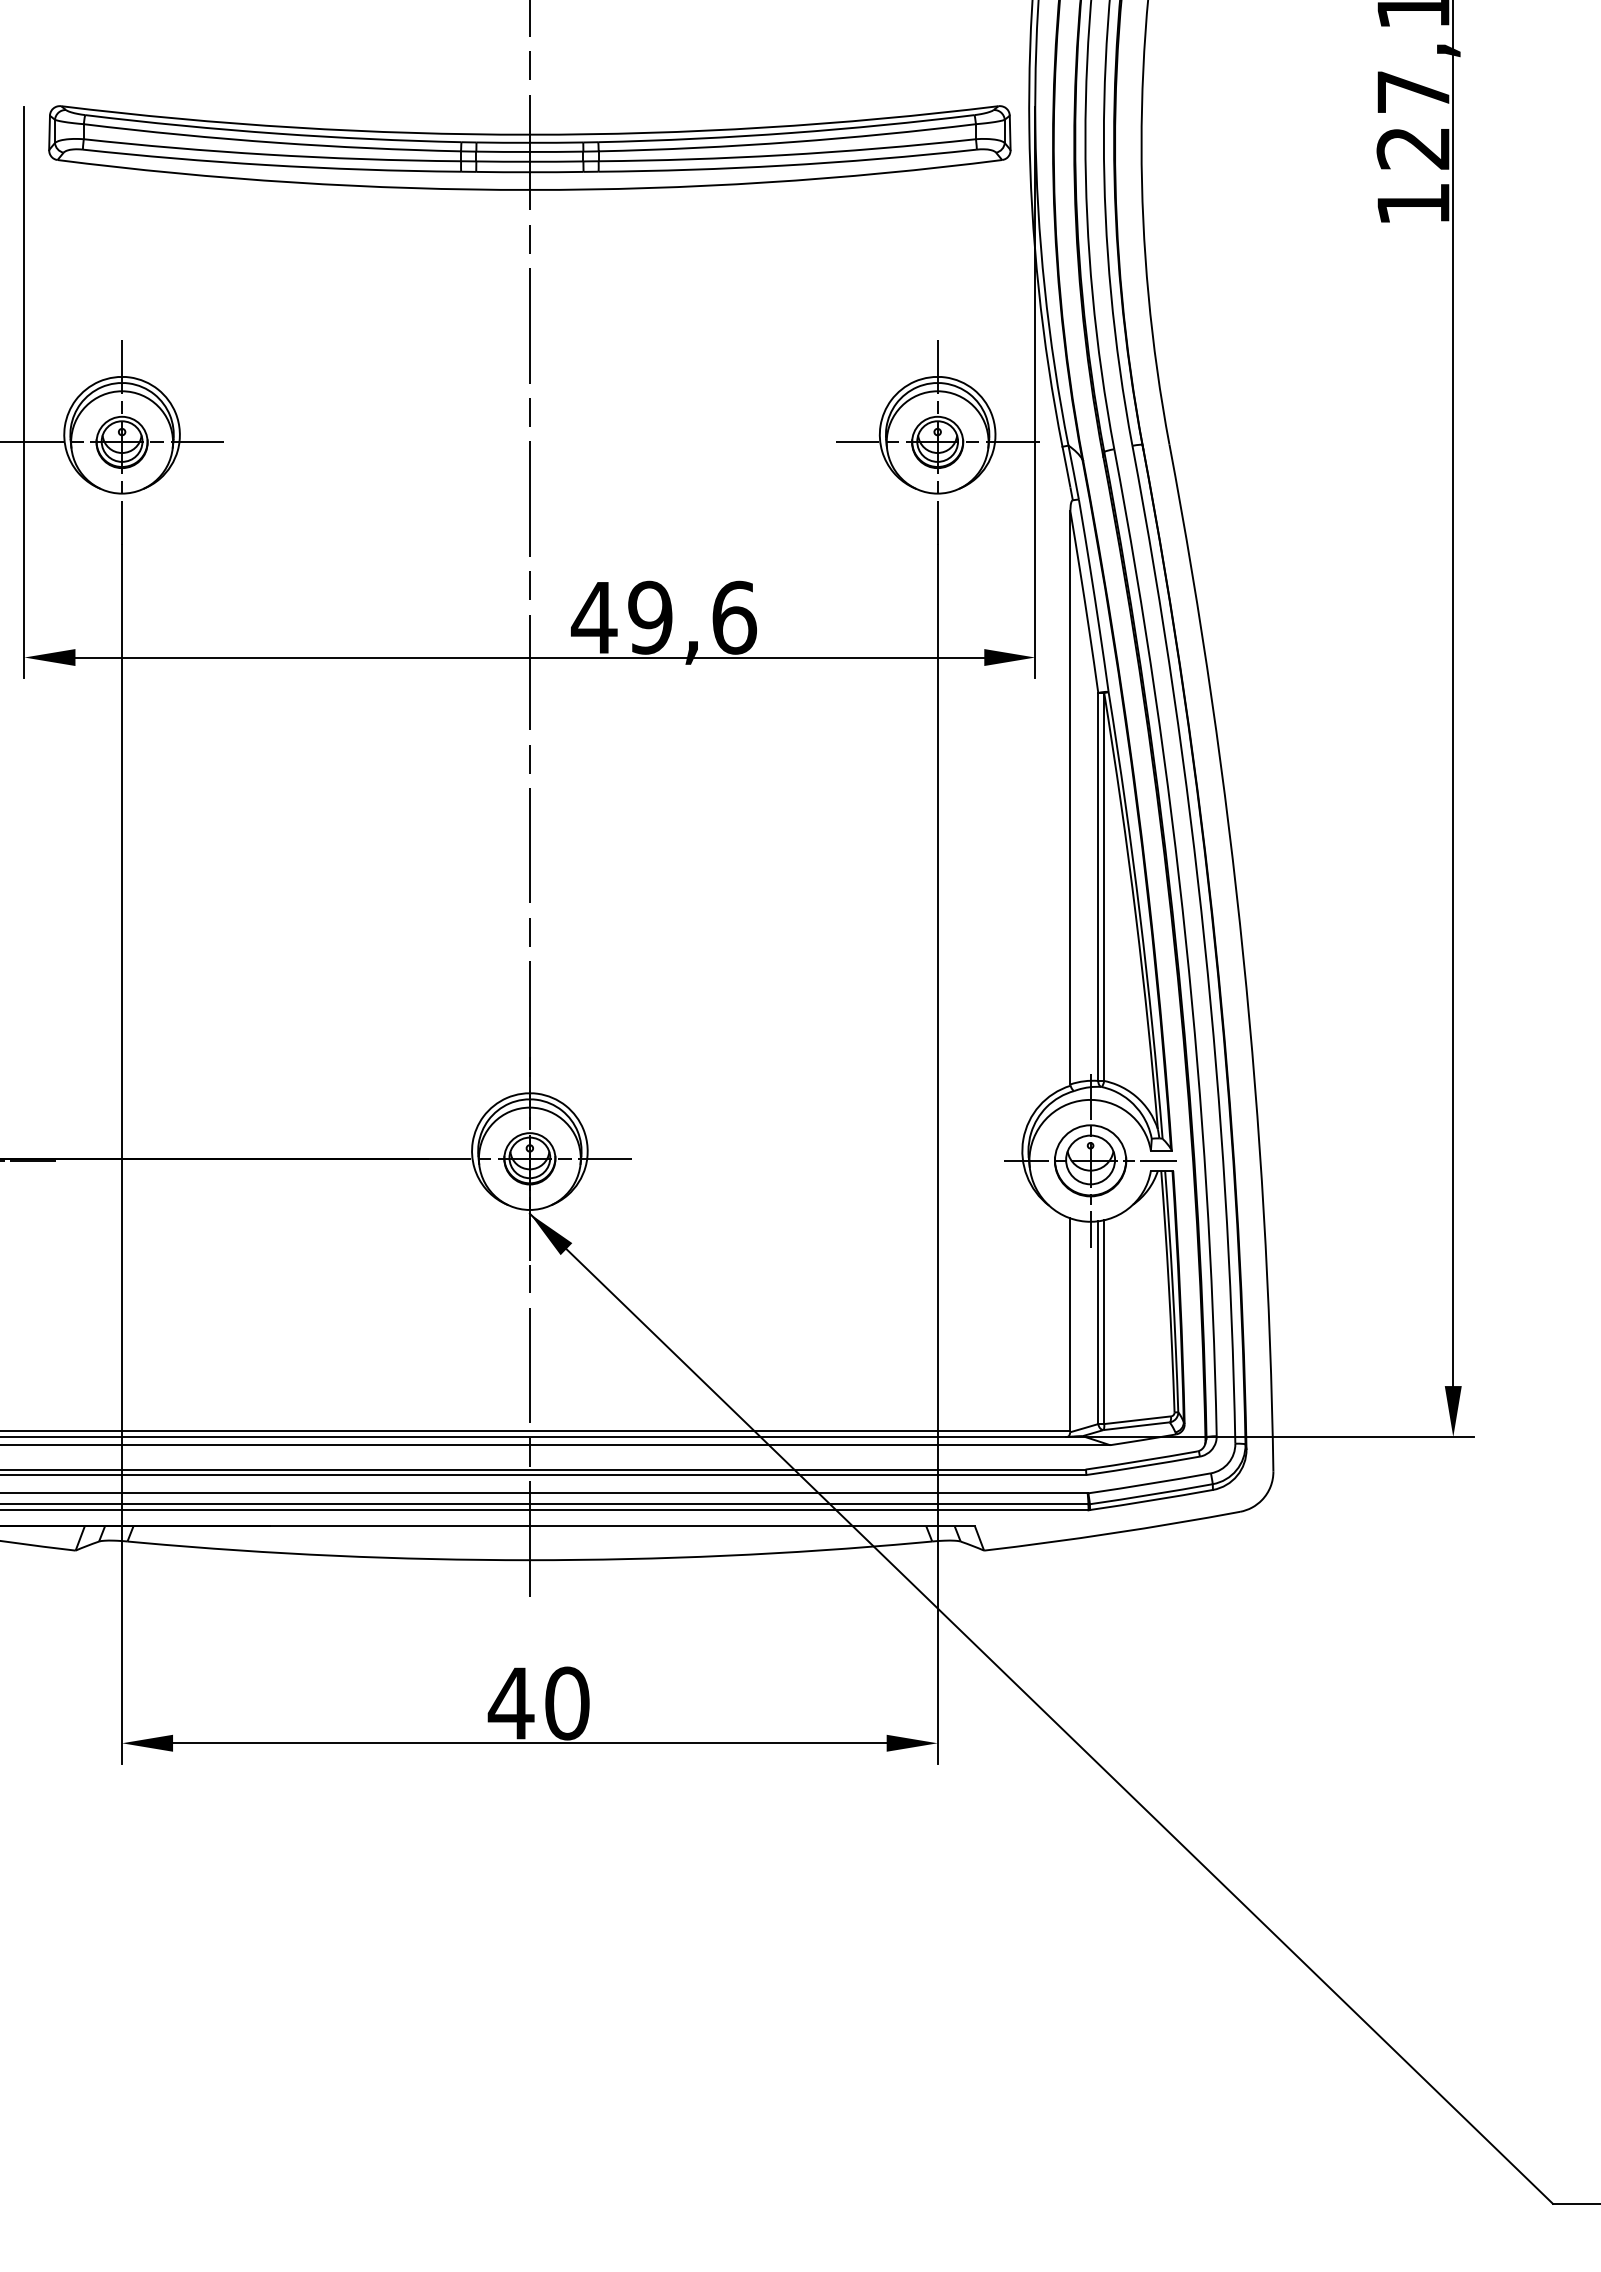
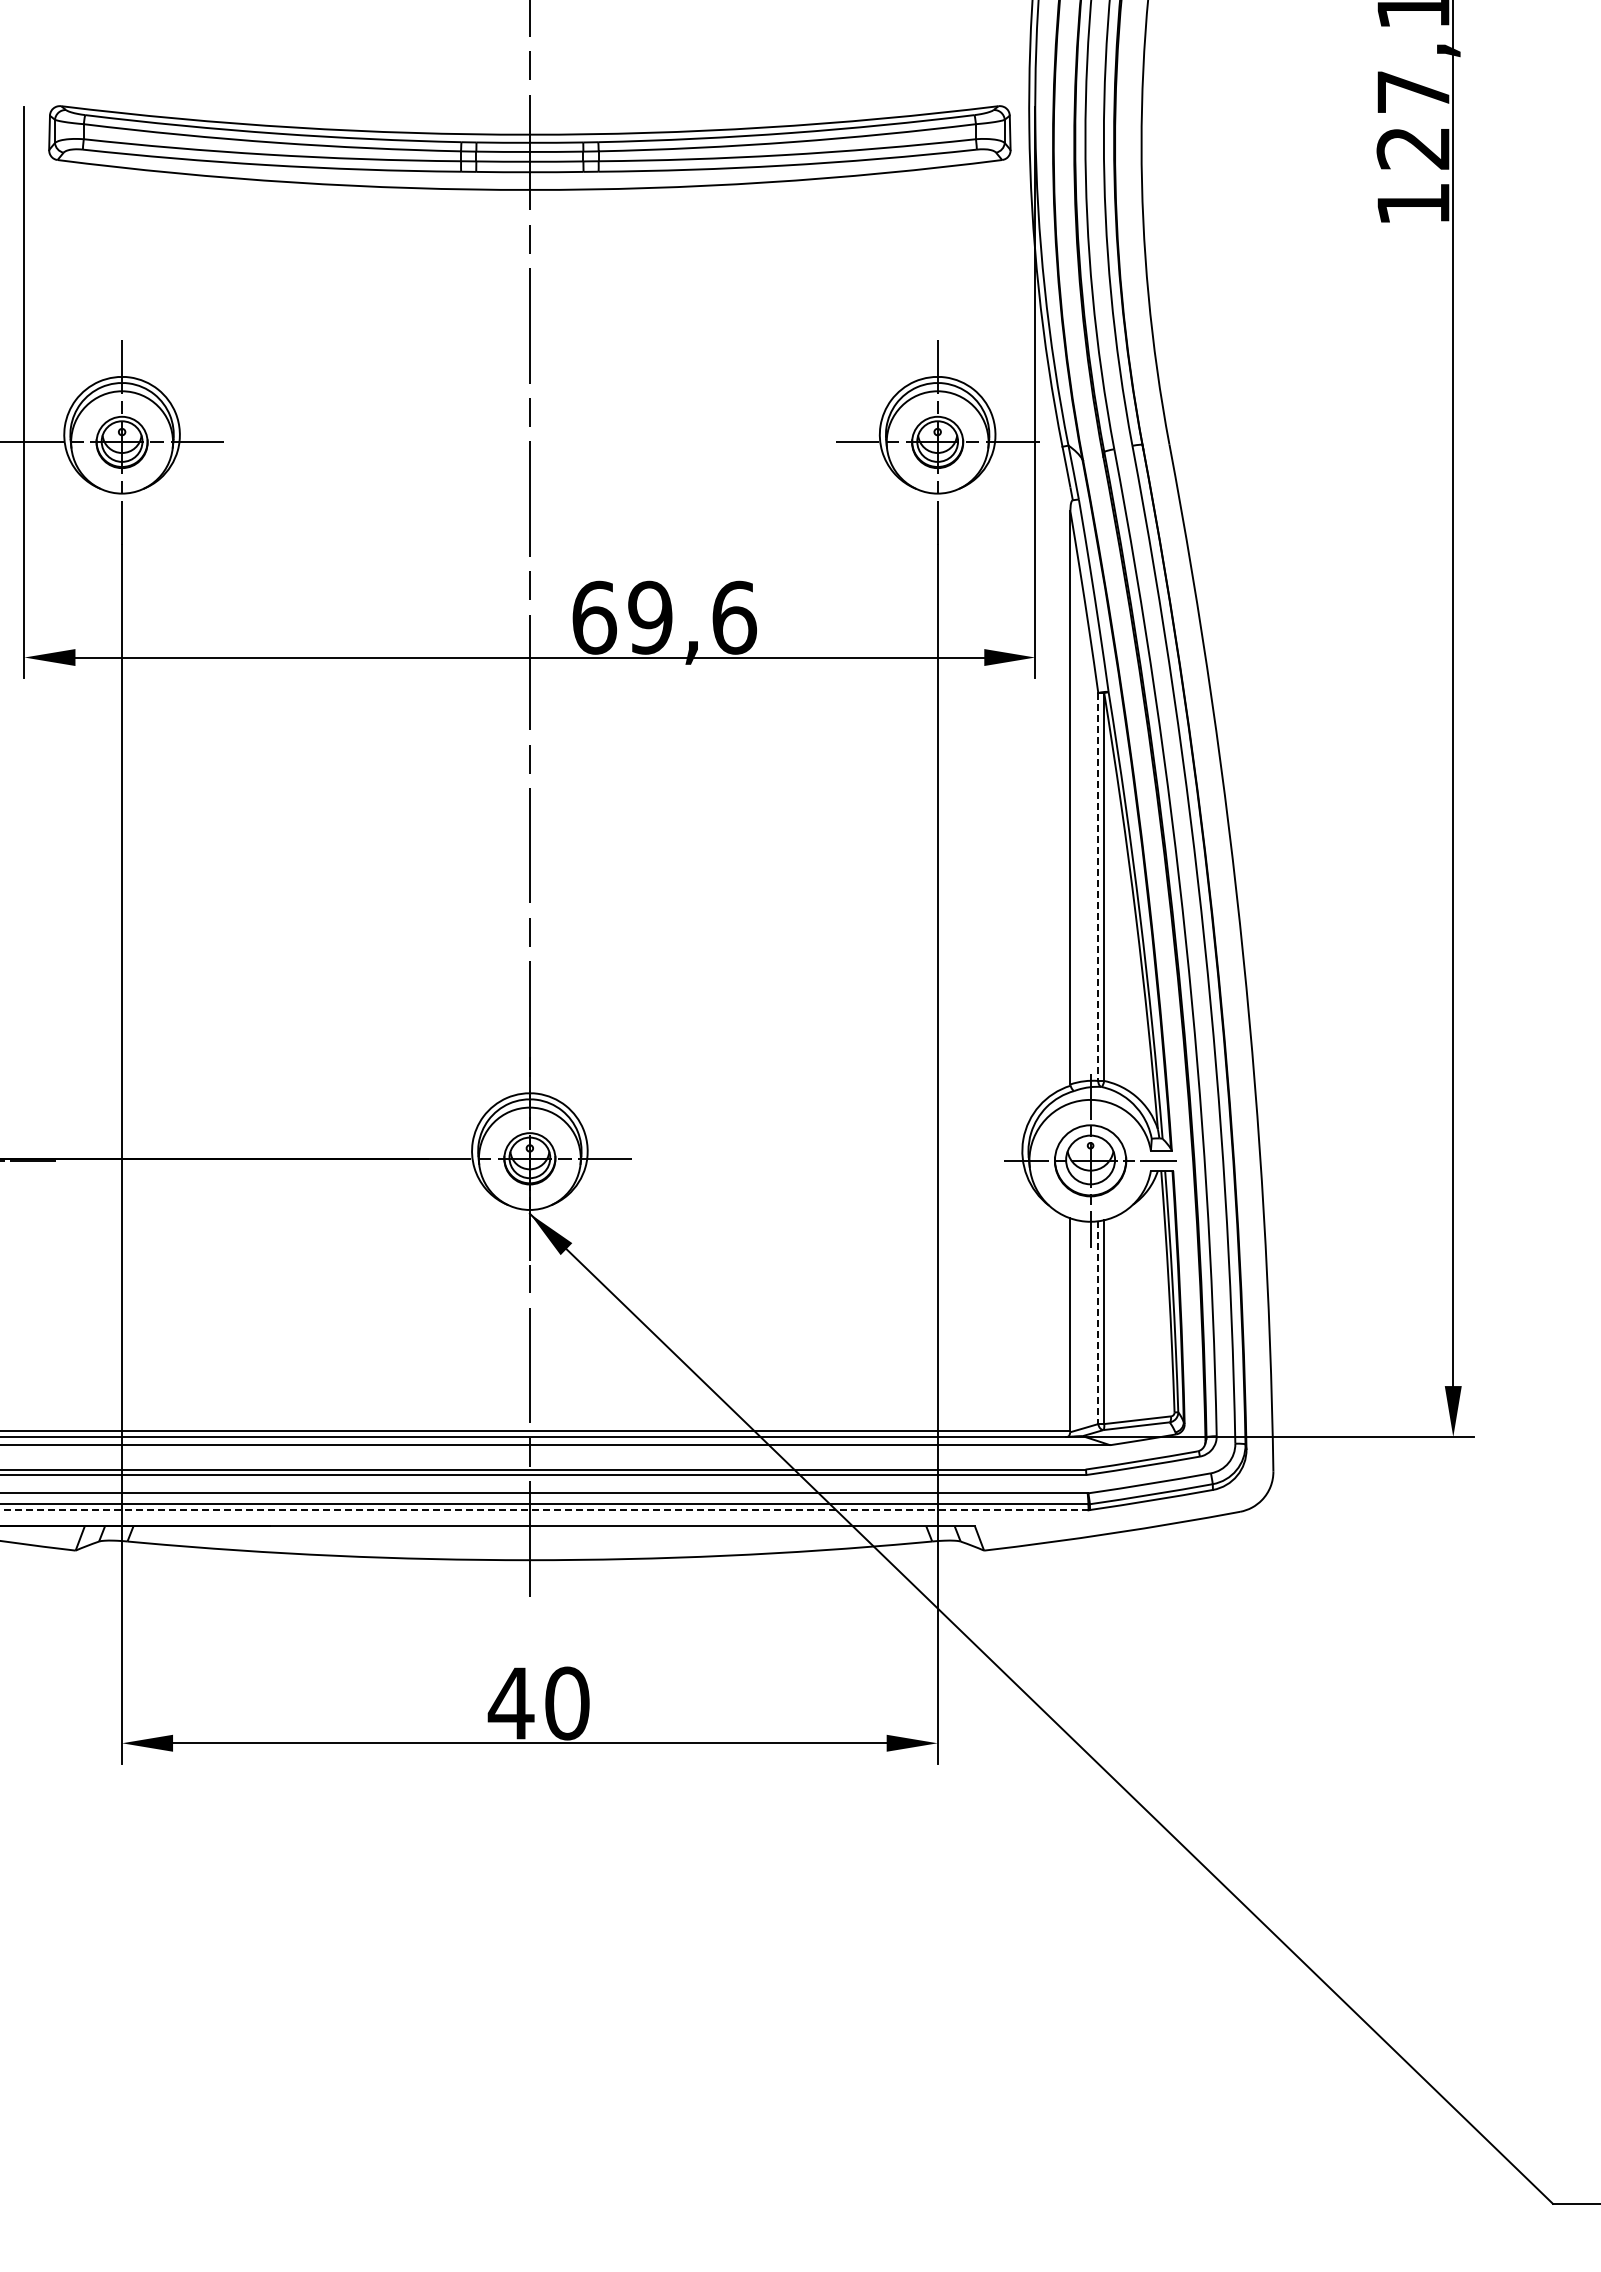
text: 49,6 -> 69,6 (593, 617)
line: solid -> dashed (1098, 887)
line: solid -> dashed (1098, 1323)
line: solid -> dashed (543, 1510)
